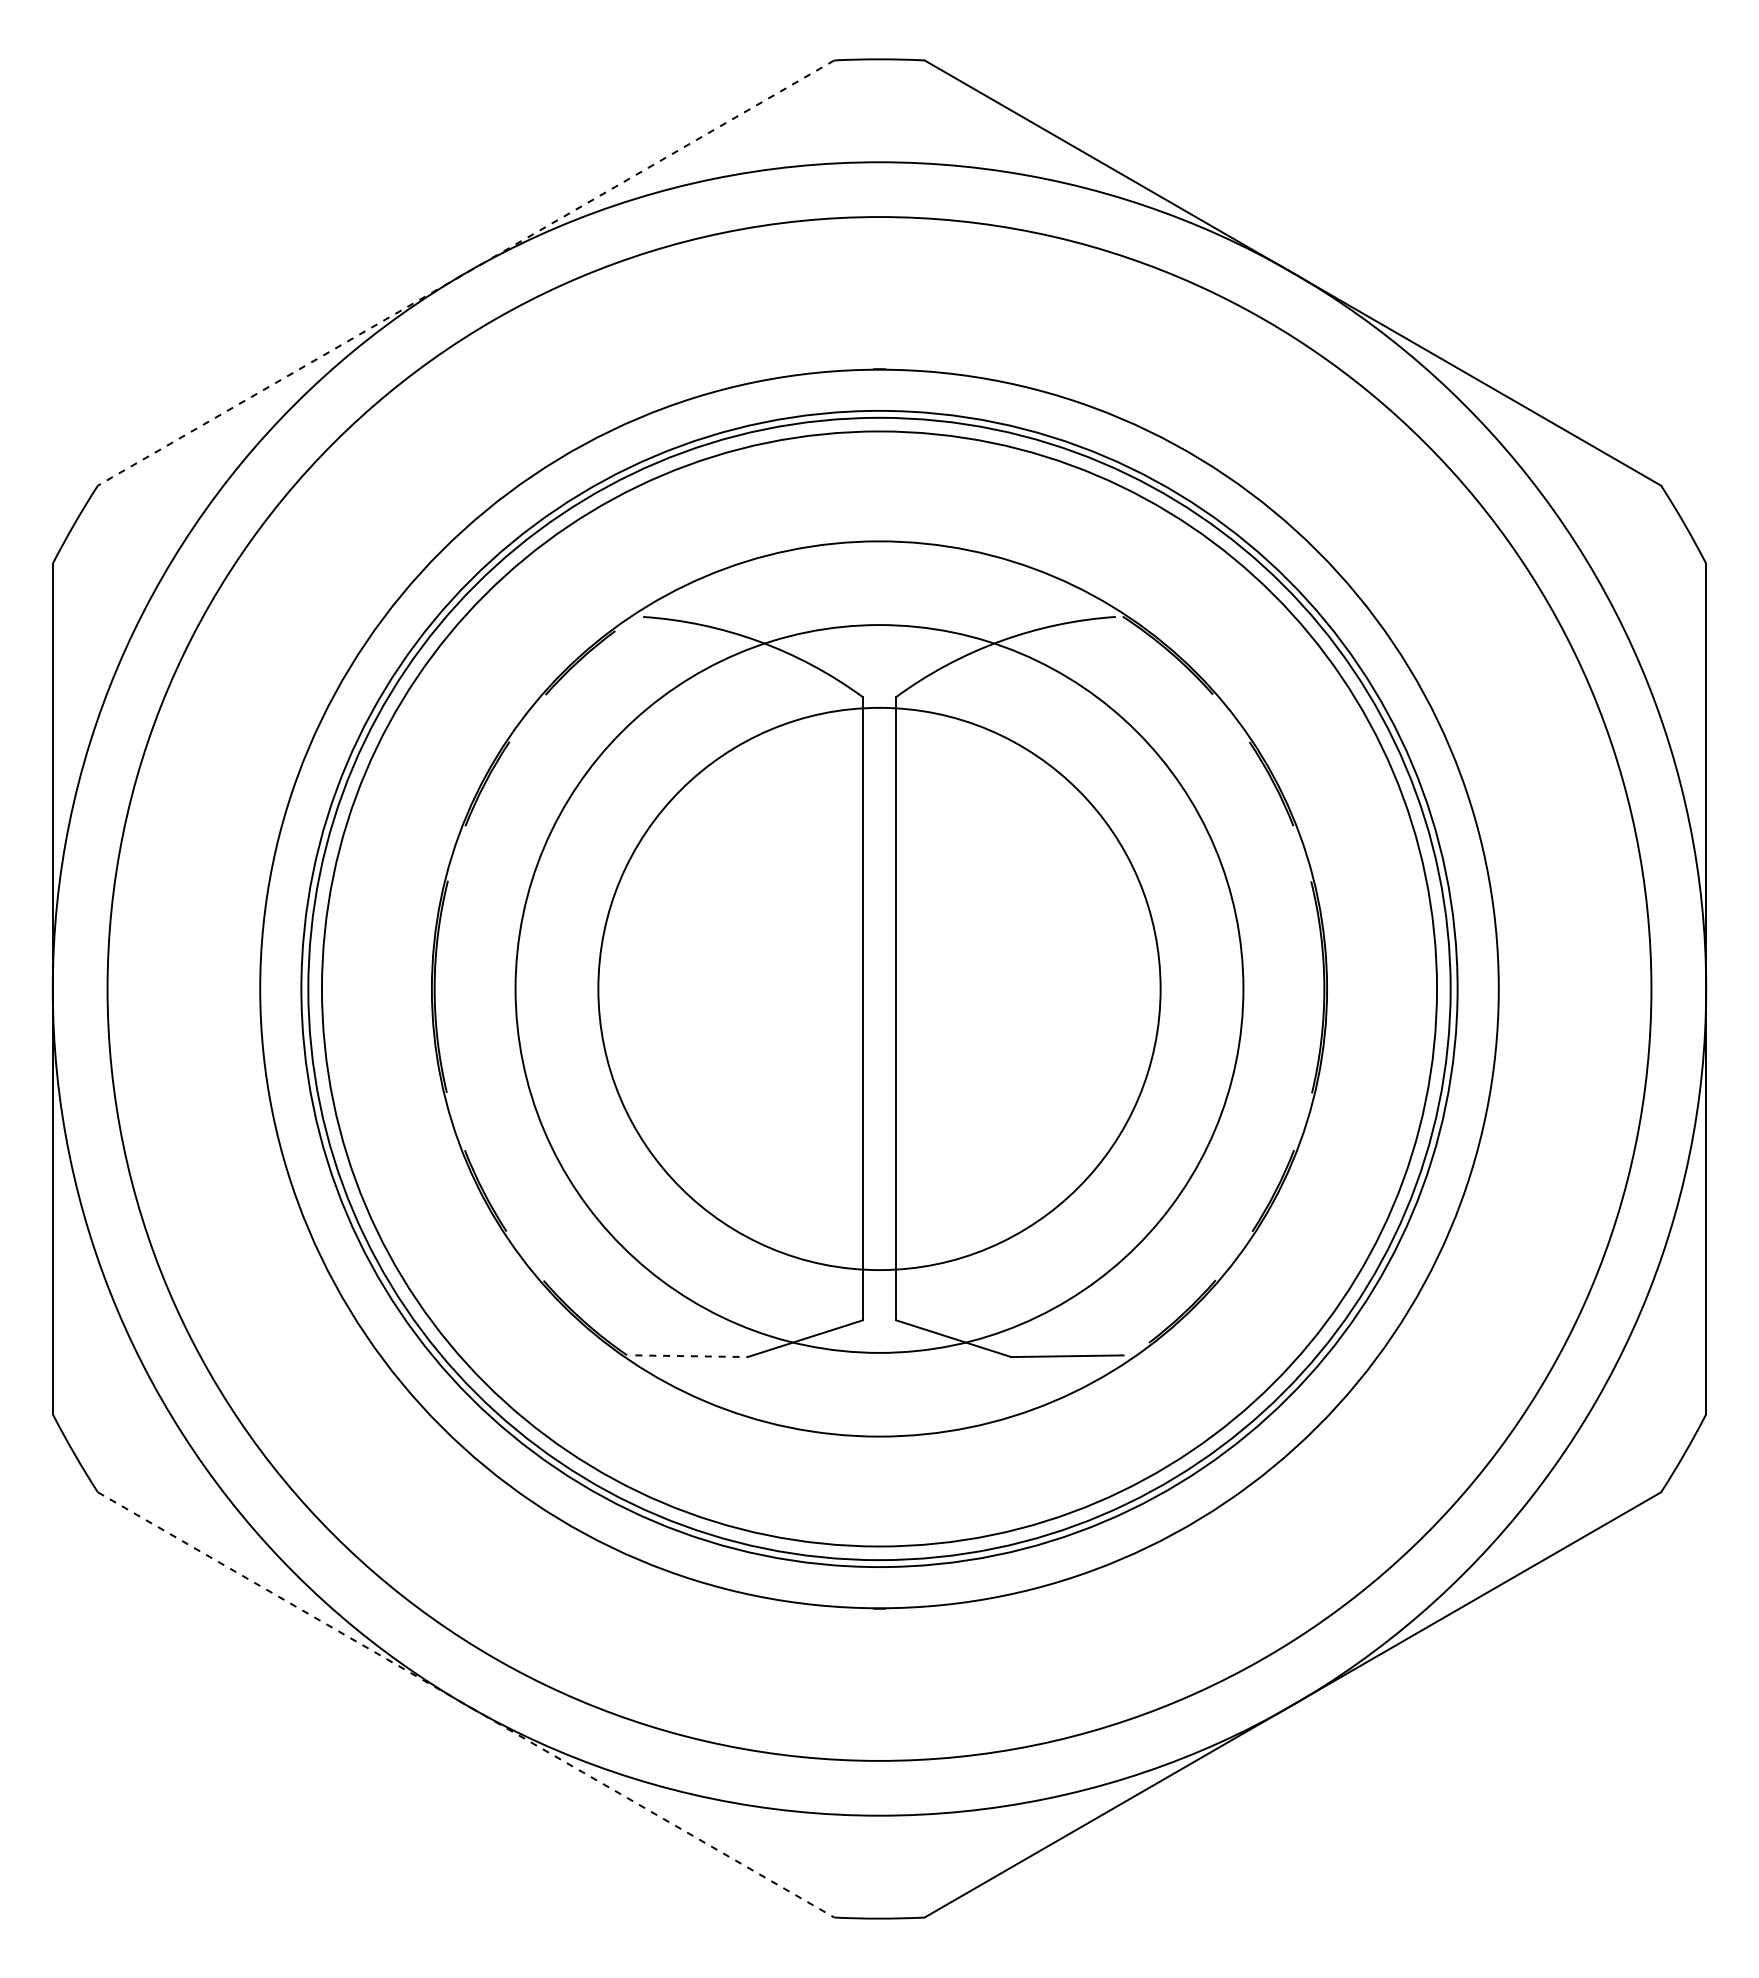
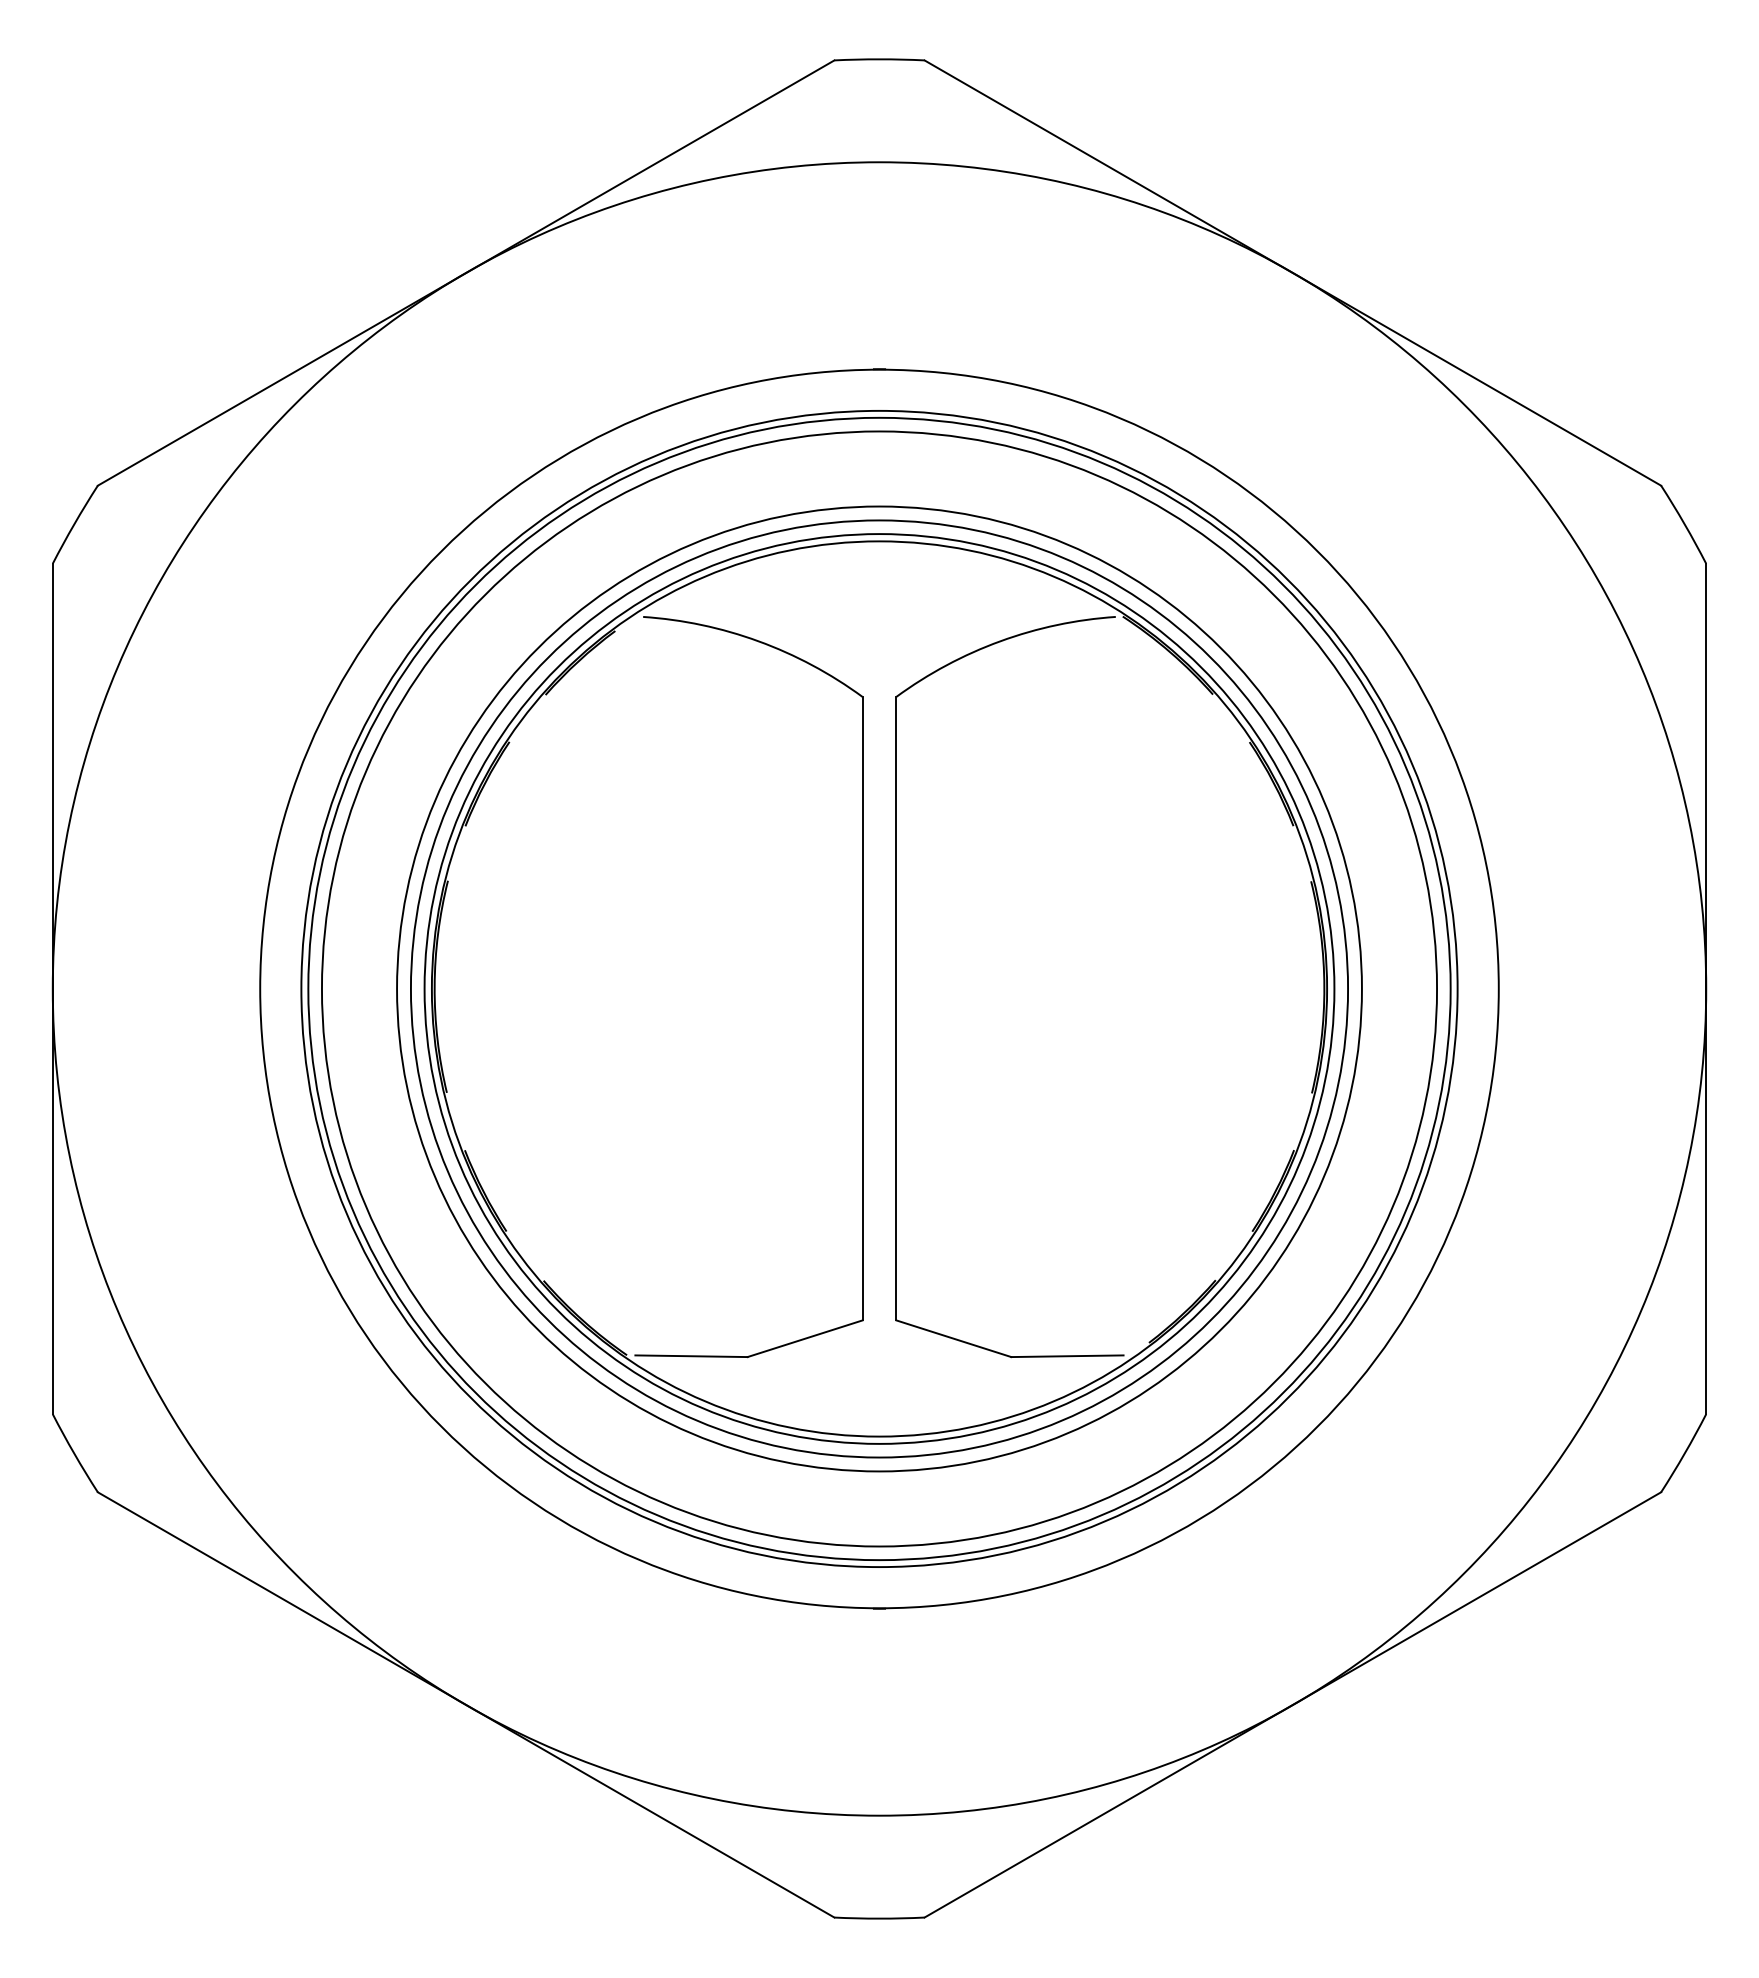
line: dashed -> solid (465, 273)
circle diameter: 1544 px -> 965 px (879, 988)
circle diameter: 562 px -> 937 px (879, 988)
circle diameter: 728 px -> 910 px (879, 988)
line: dashed -> solid (692, 1356)
line: dashed -> solid (466, 1705)
